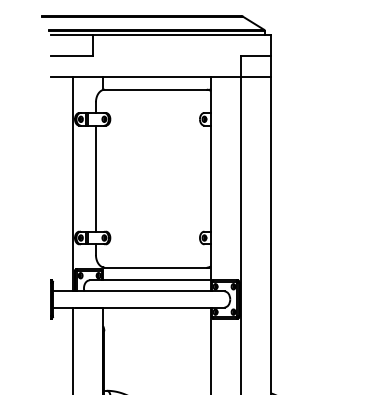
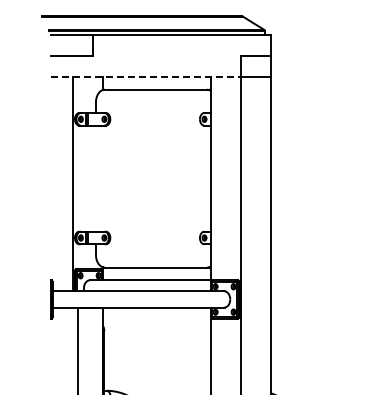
line: solid -> dashed (146, 76)
line: present -> none (95, 178)
line position: (73, 349) -> (78, 349) (78, 349)
